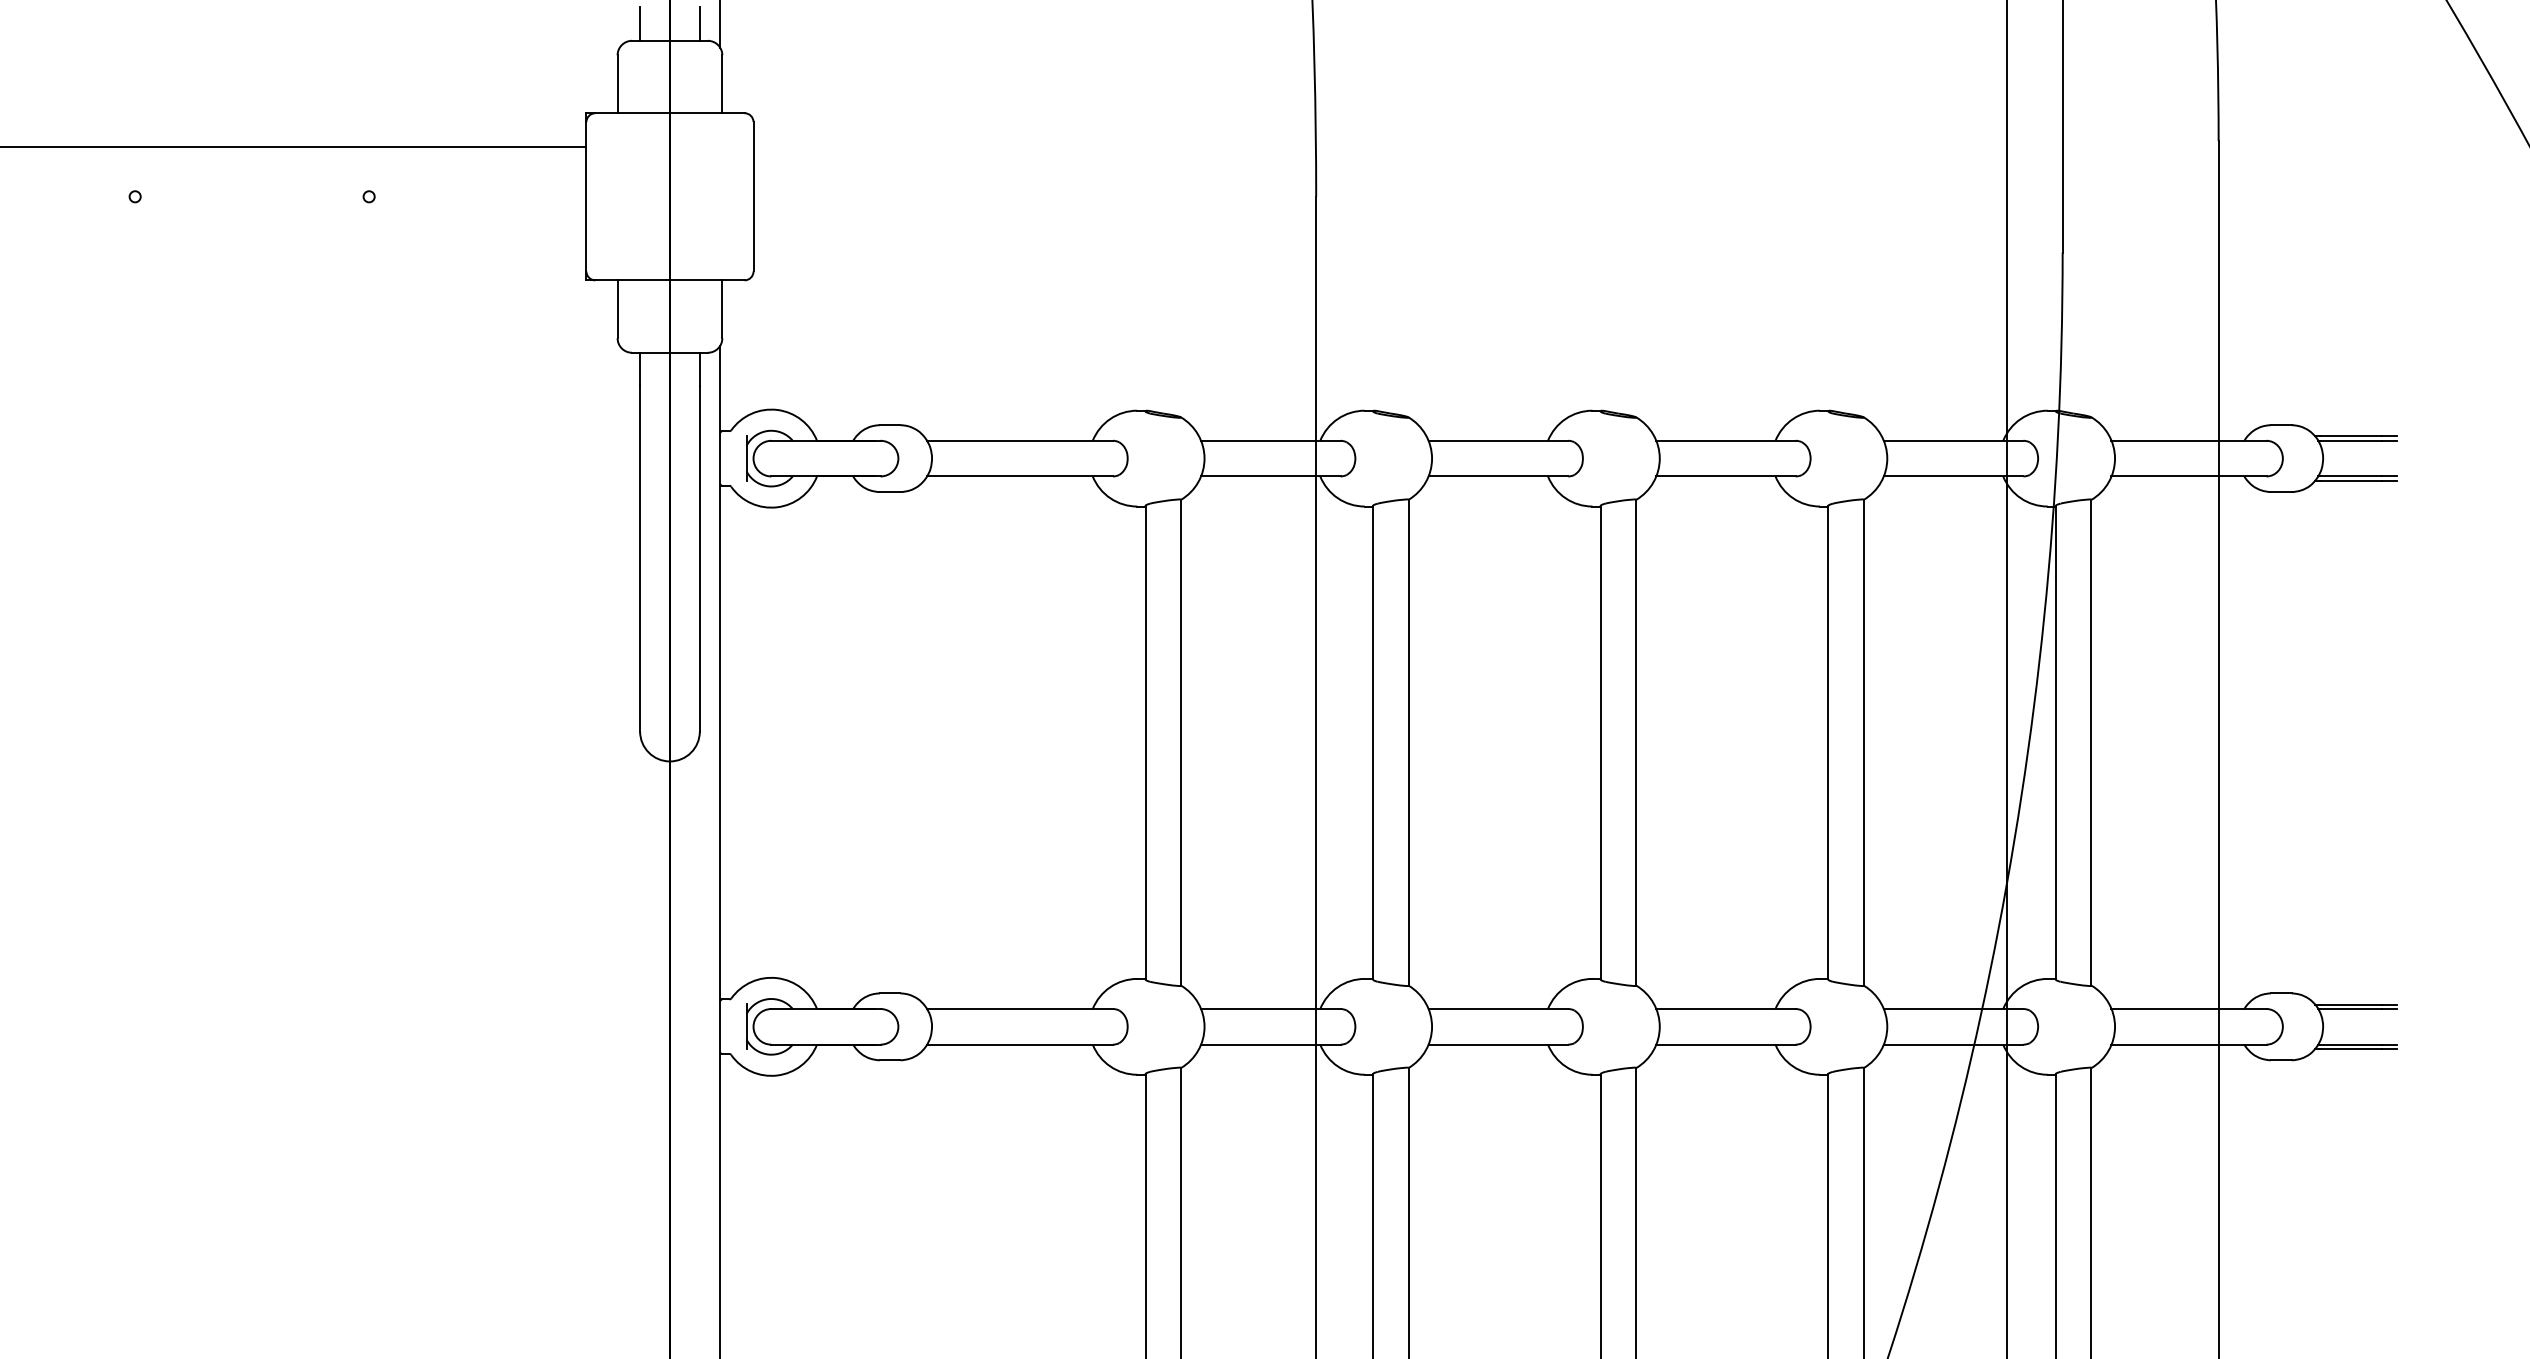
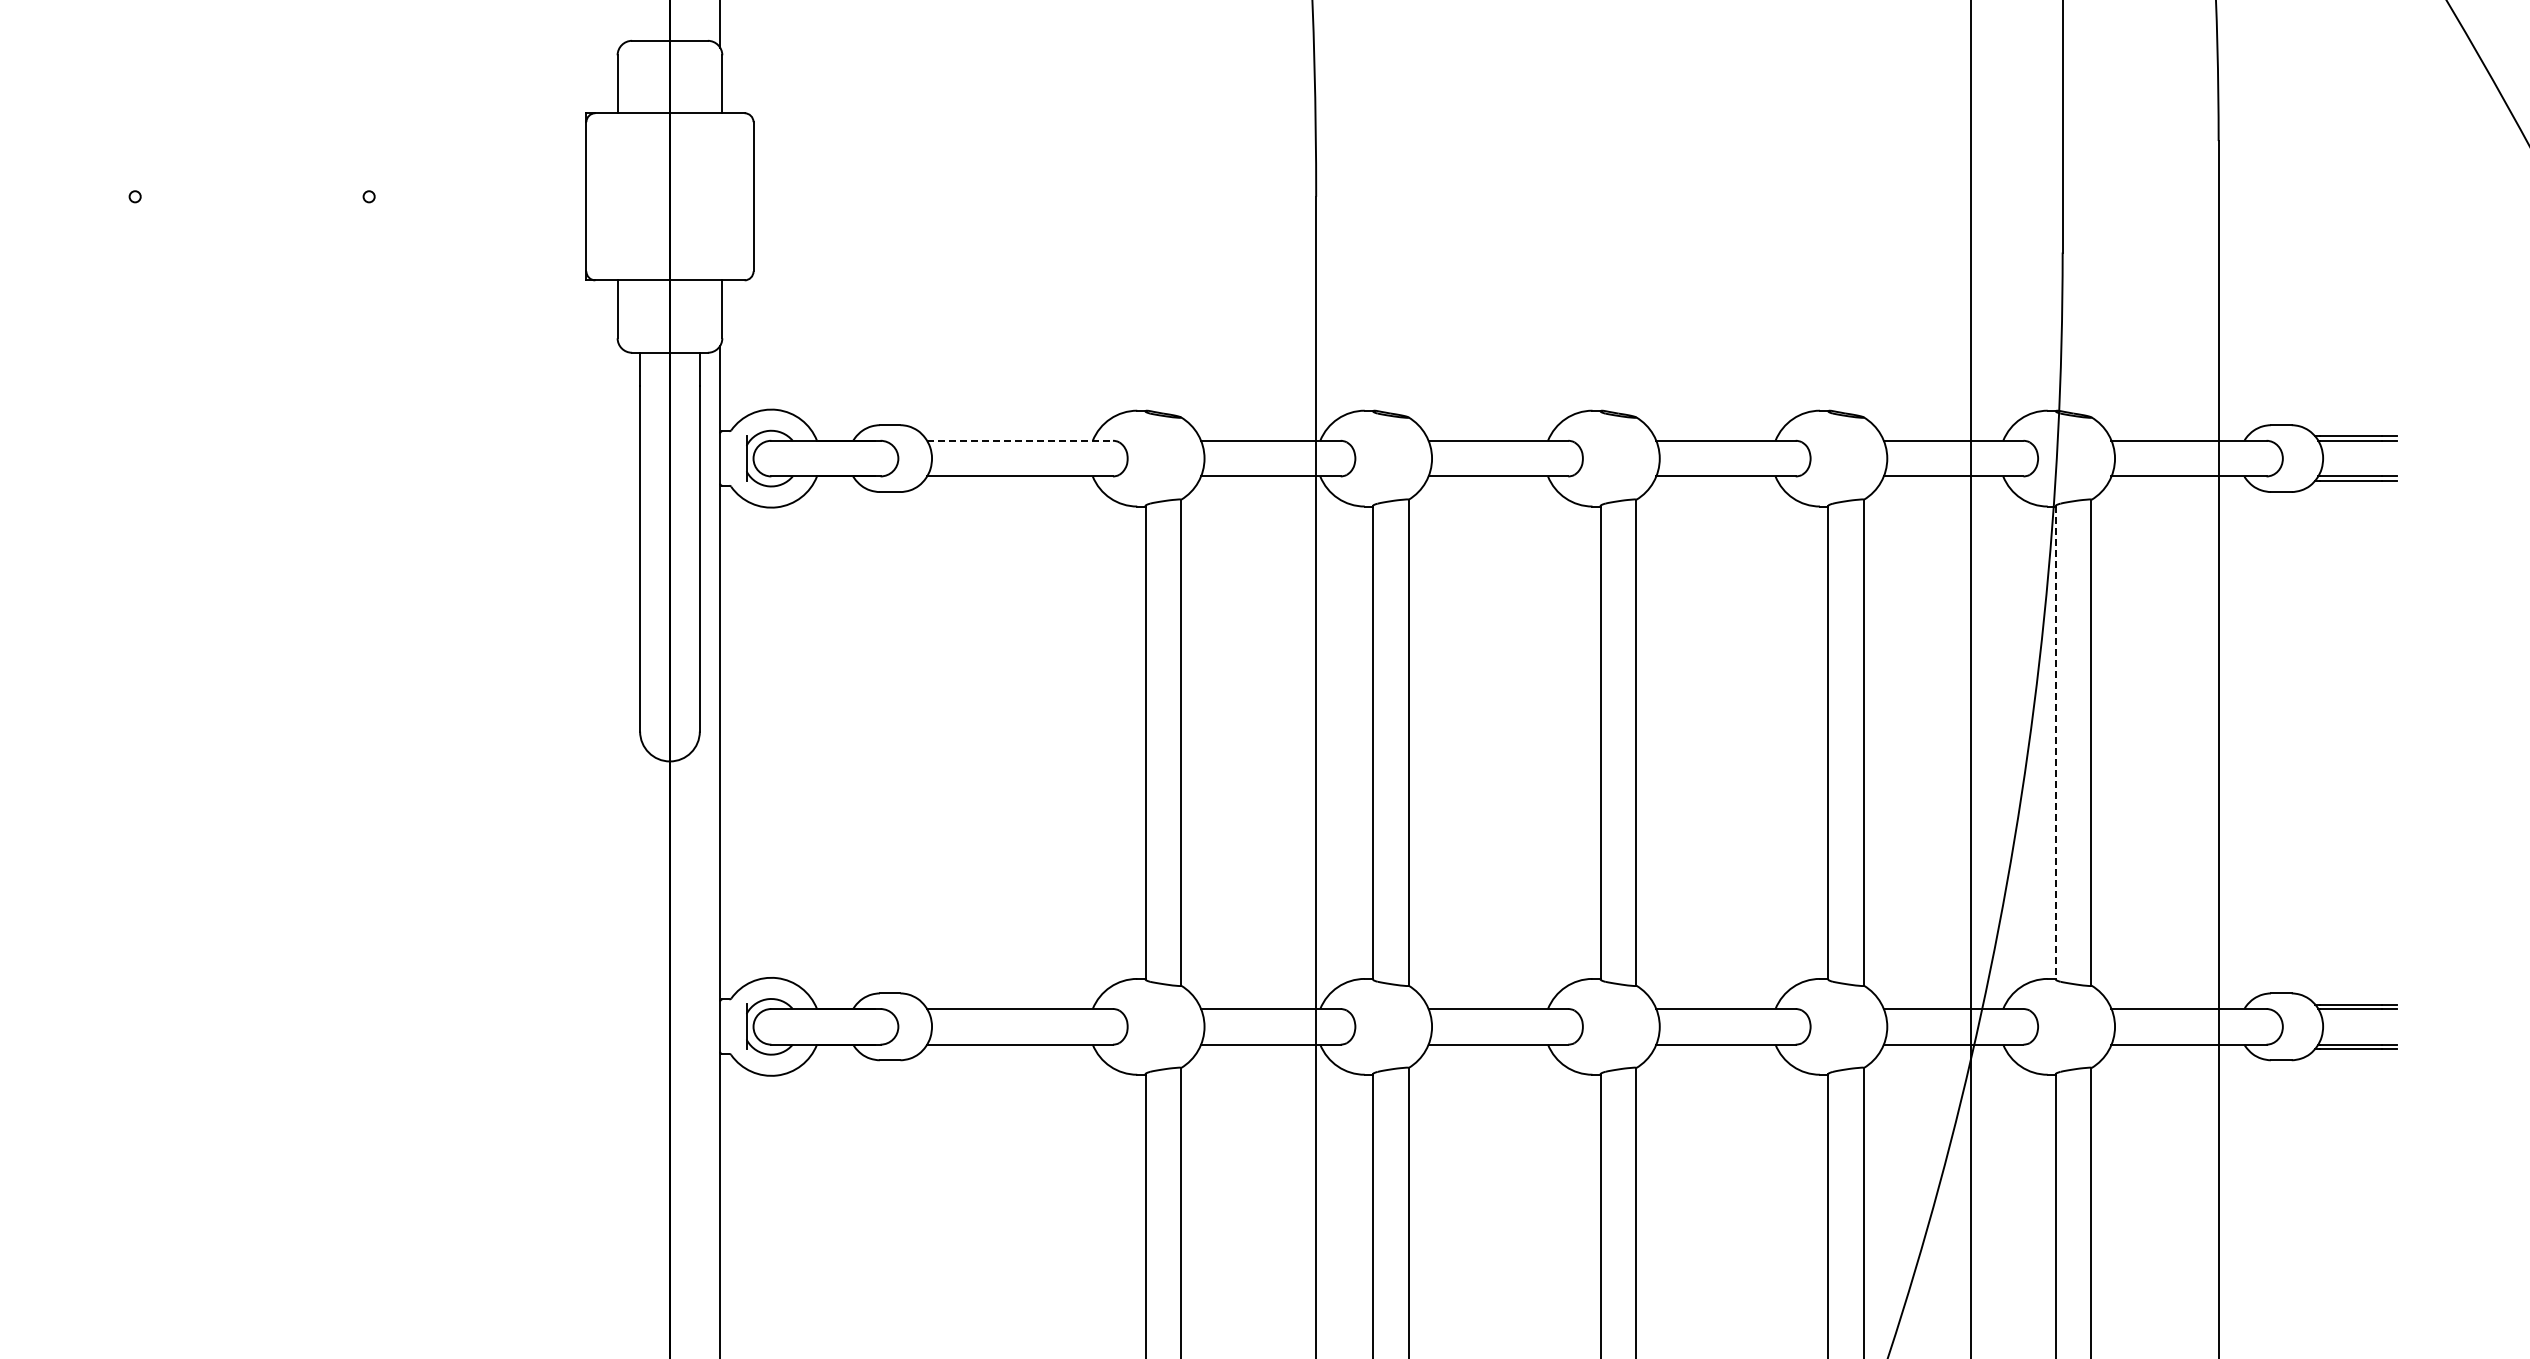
line: present -> none (639, 23)
line: present -> none (699, 23)
line: present -> none (294, 146)
line: solid -> dashed (1020, 440)
line position: (2006, 678) -> (1970, 678) (1970, 678)
line: solid -> dashed (2055, 742)
